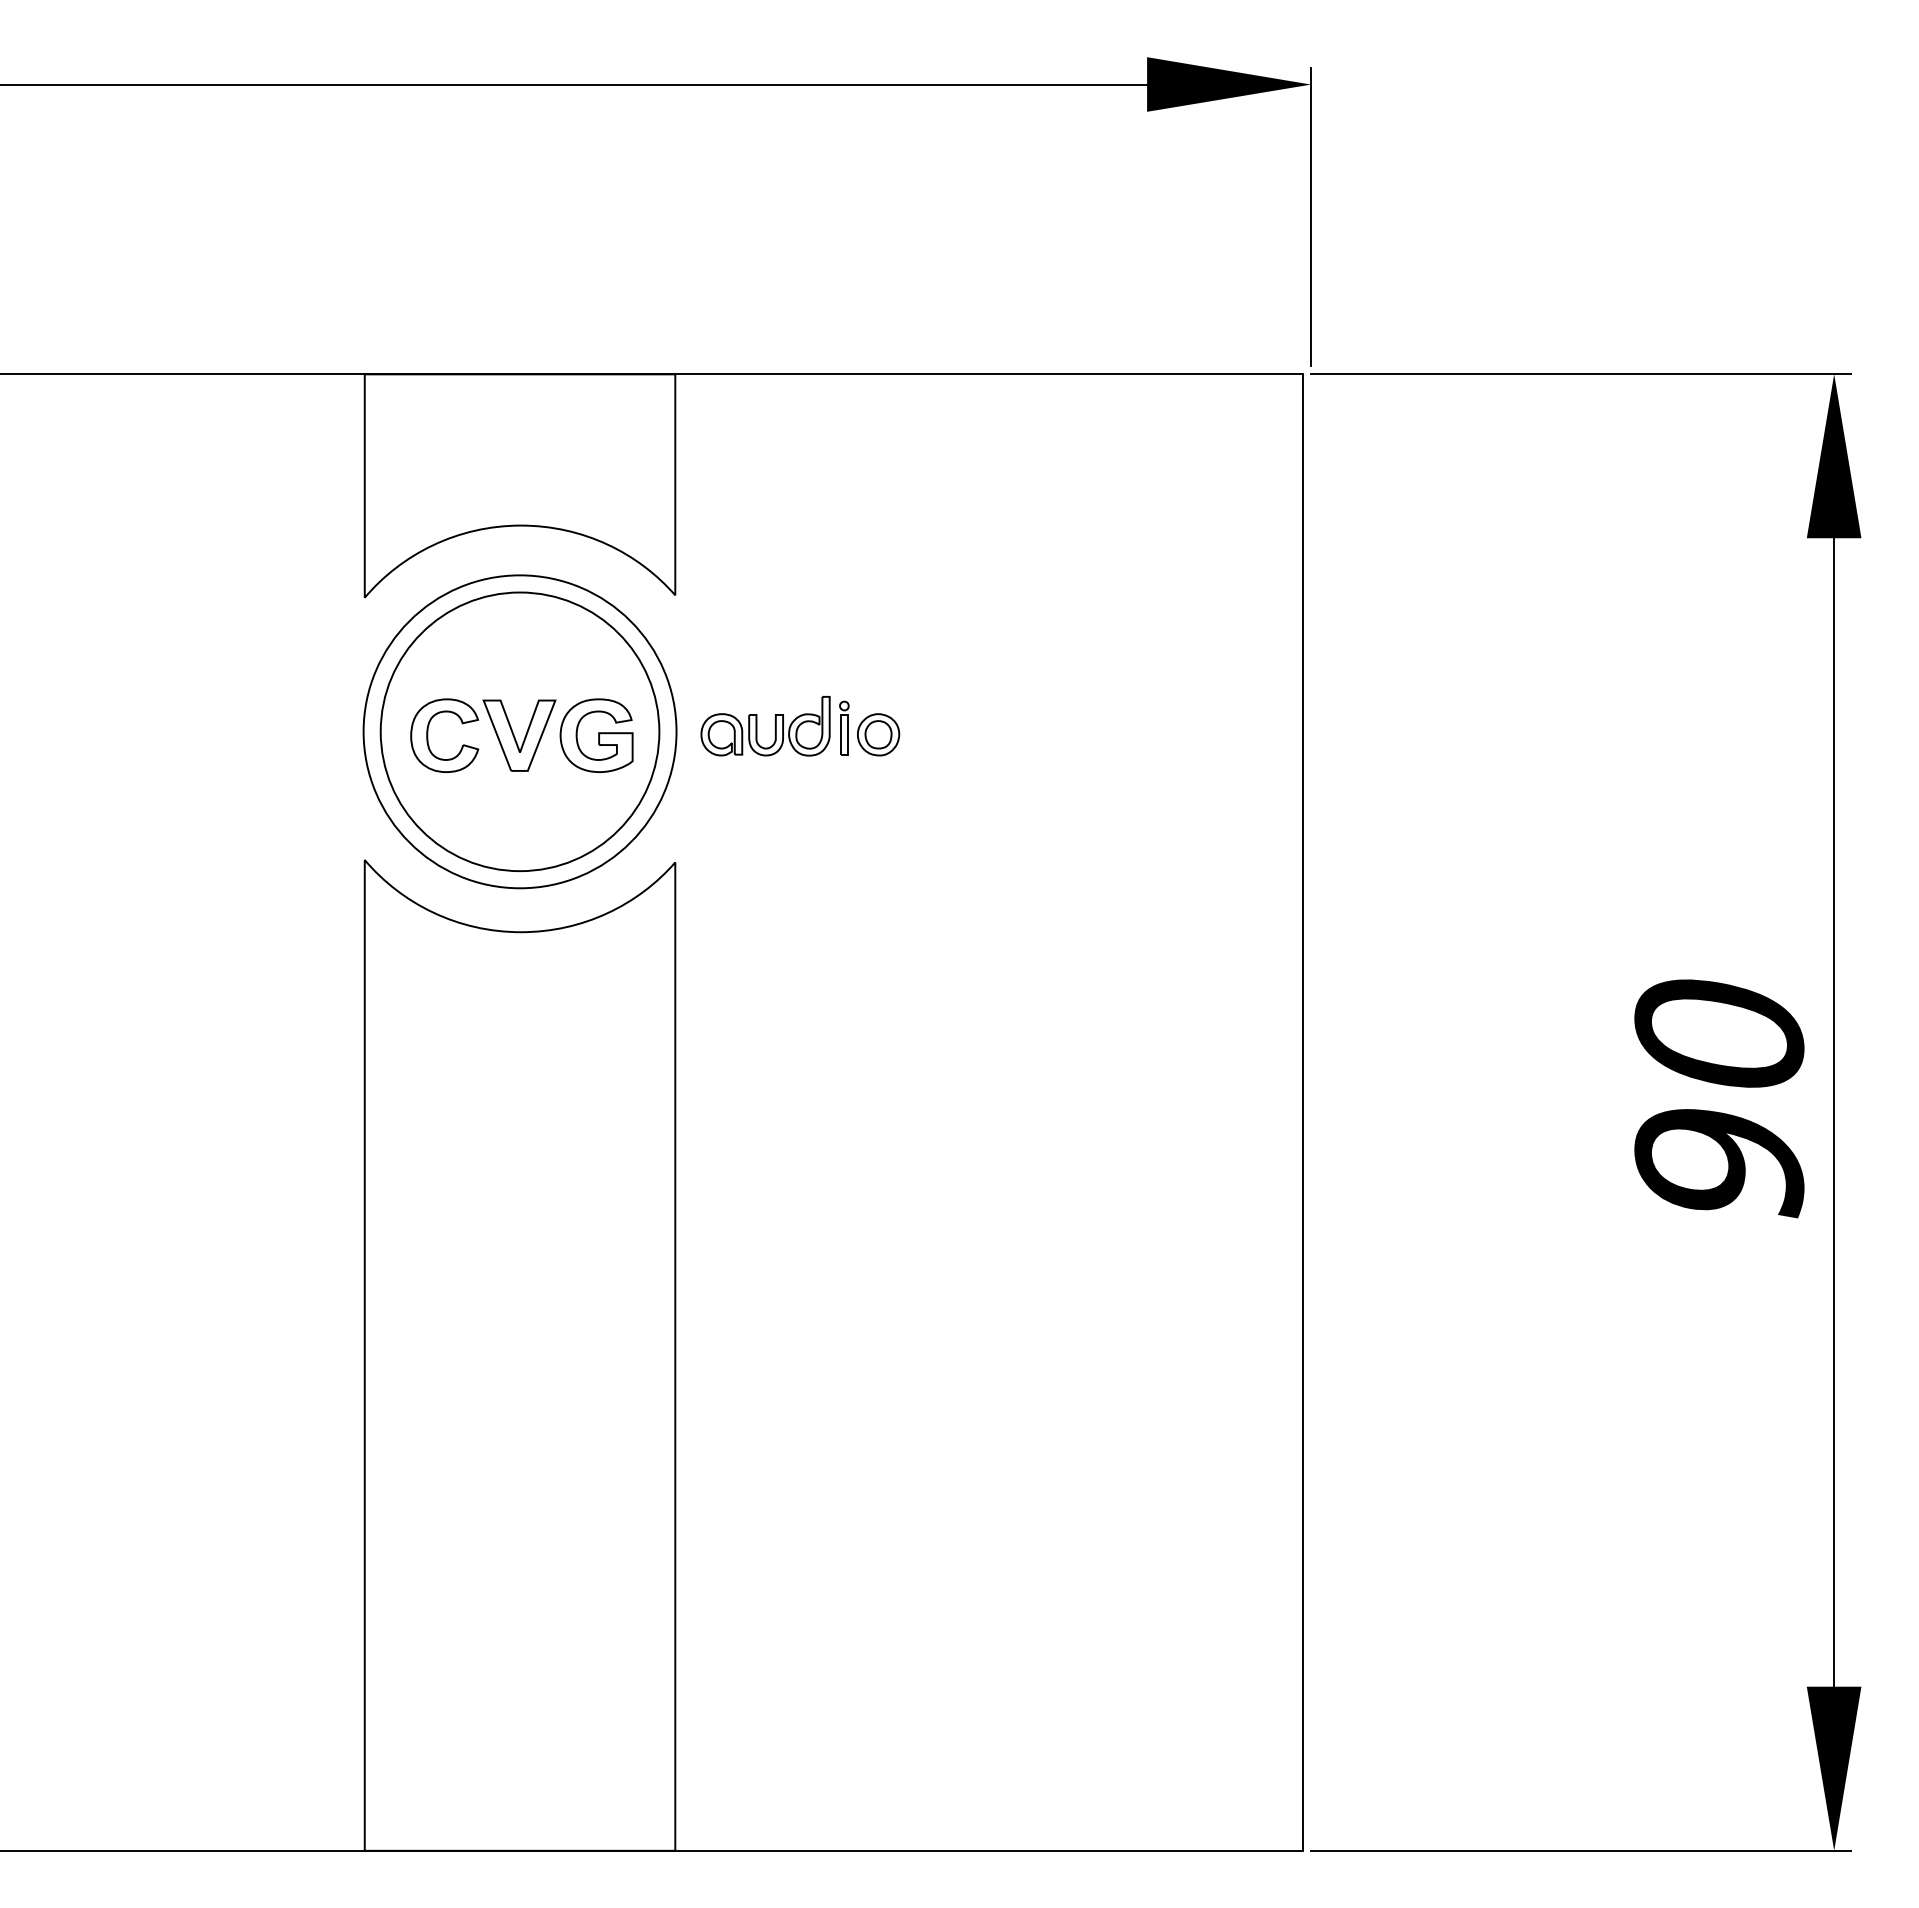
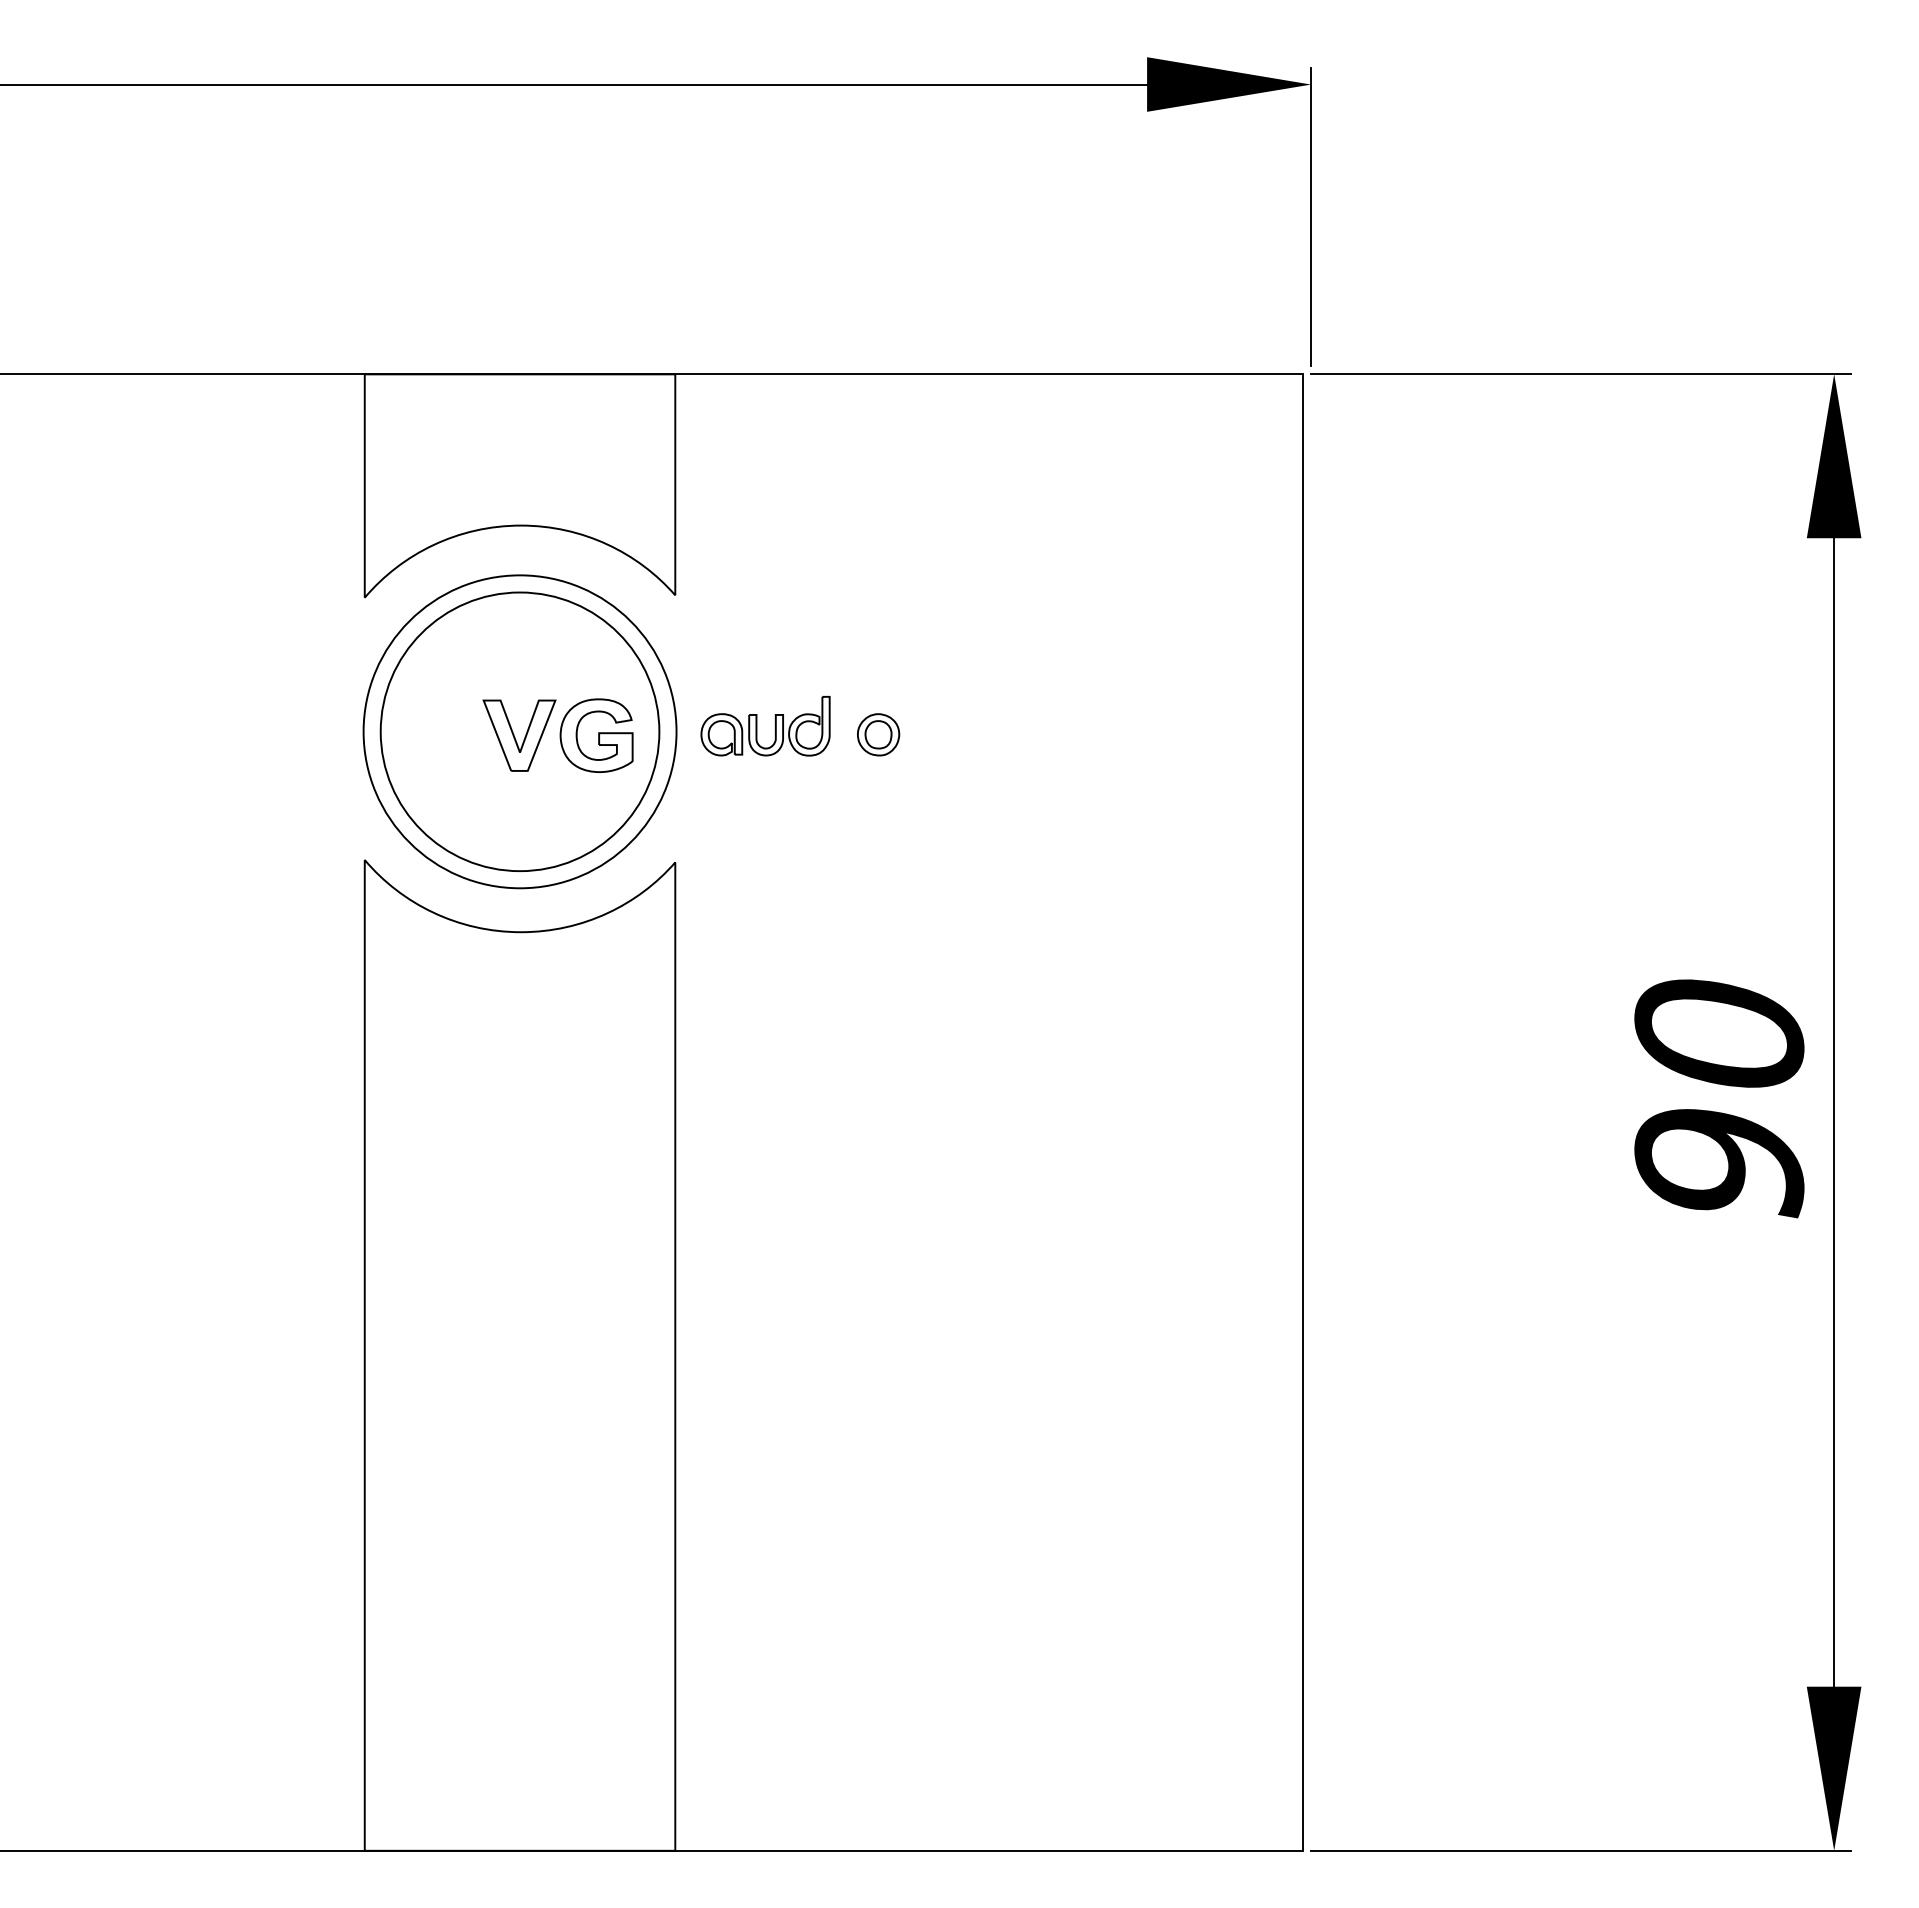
part: present -> none (844, 727)
part: present -> none (428, 735)
